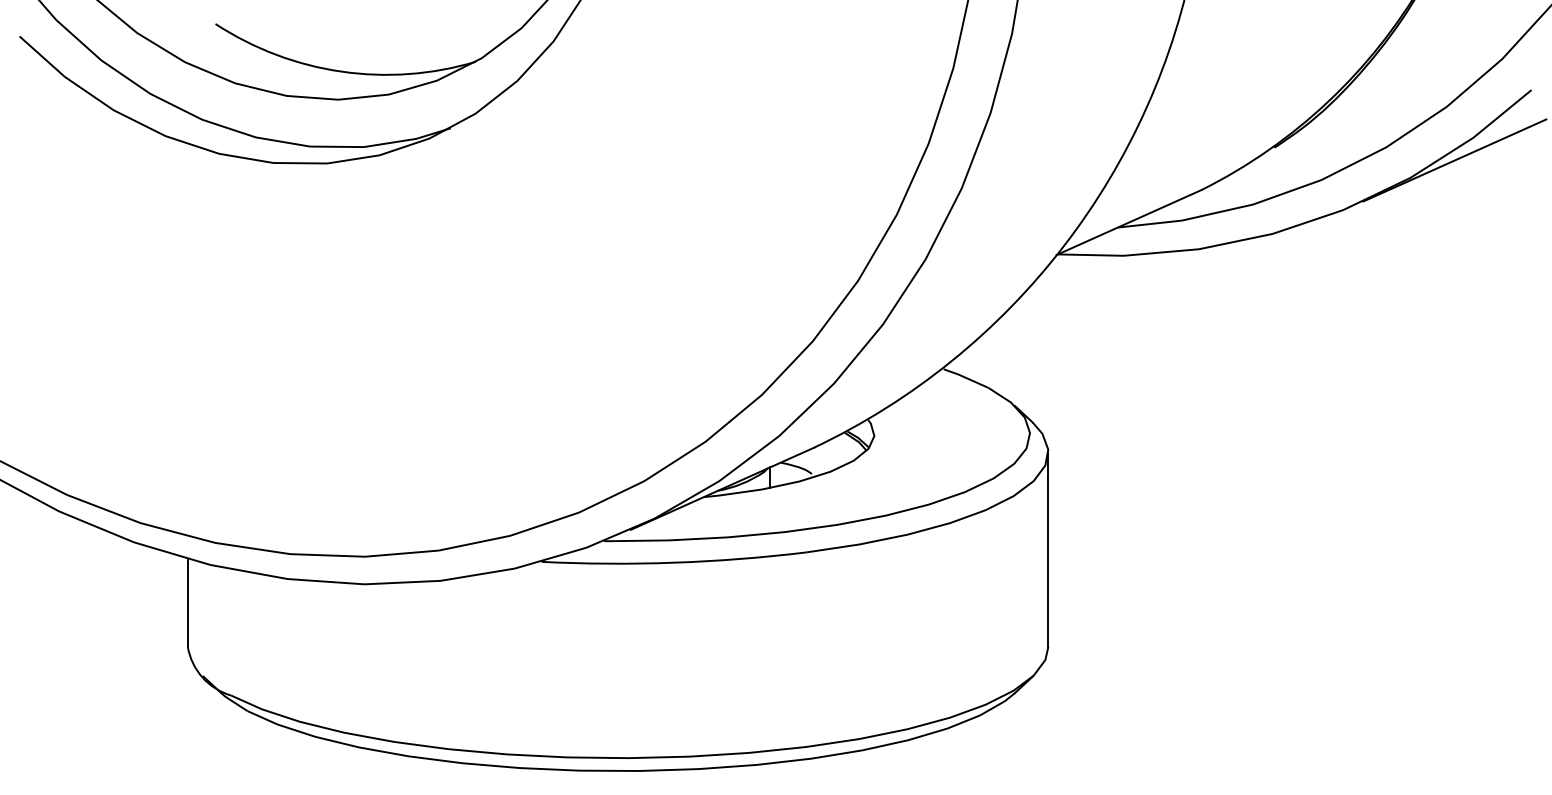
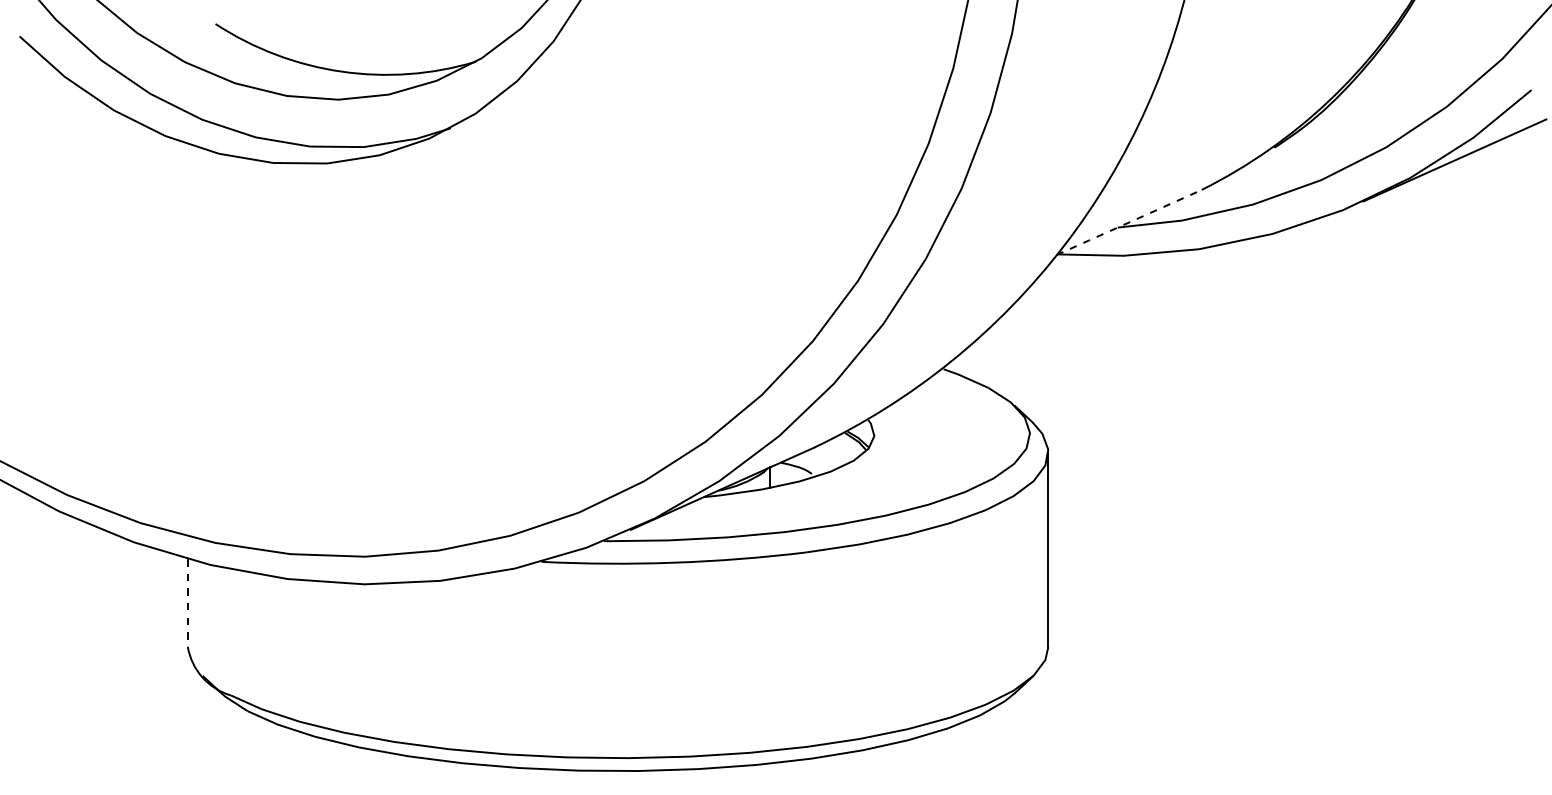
line: solid -> dashed (1129, 222)
line: solid -> dashed (187, 603)
